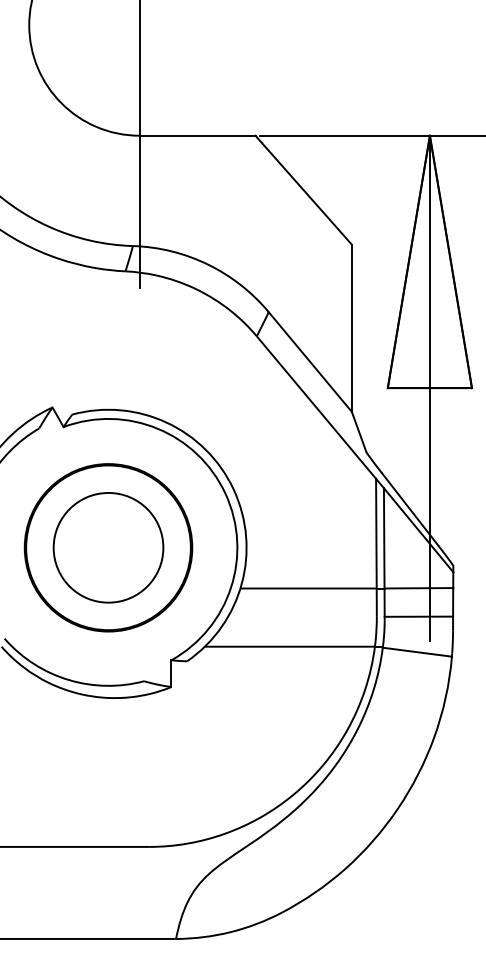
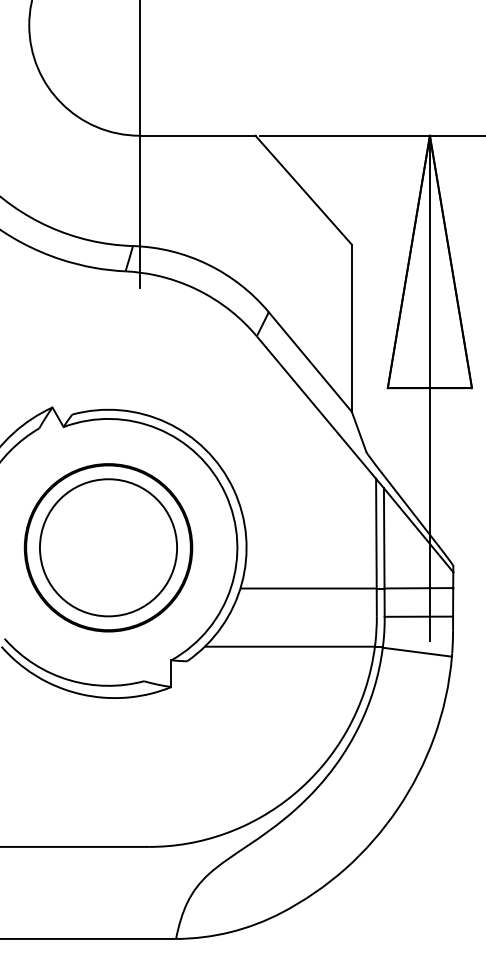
circle diameter: 110 px -> 137 px (108, 547)
